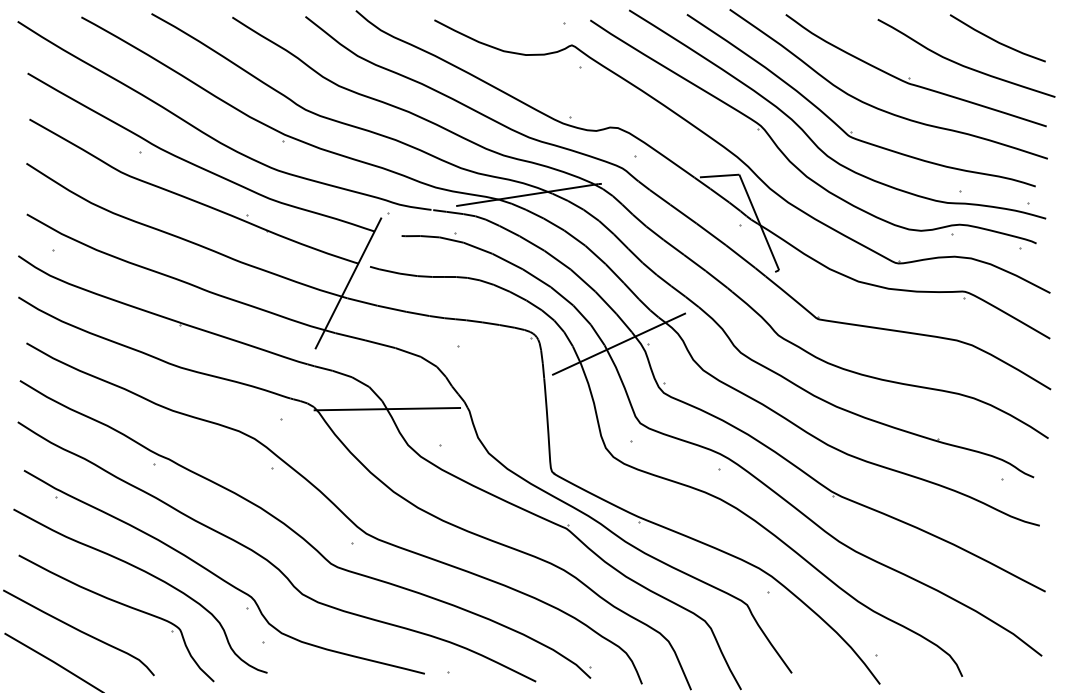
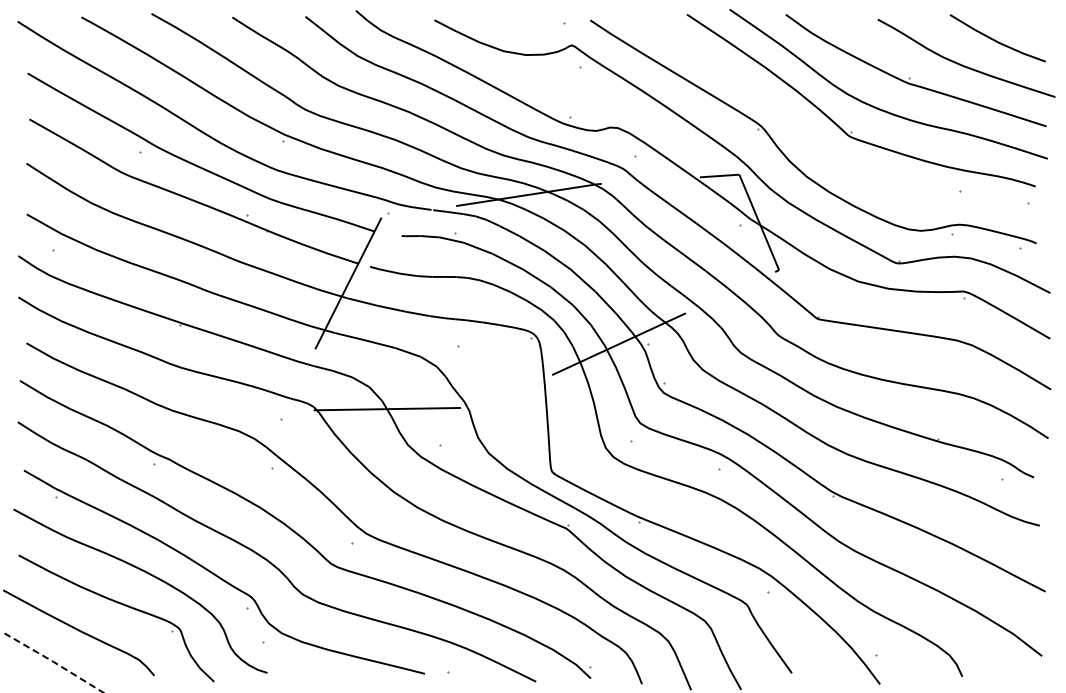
curve: present -> none (812, 139)
line: solid -> dashed (54, 662)
